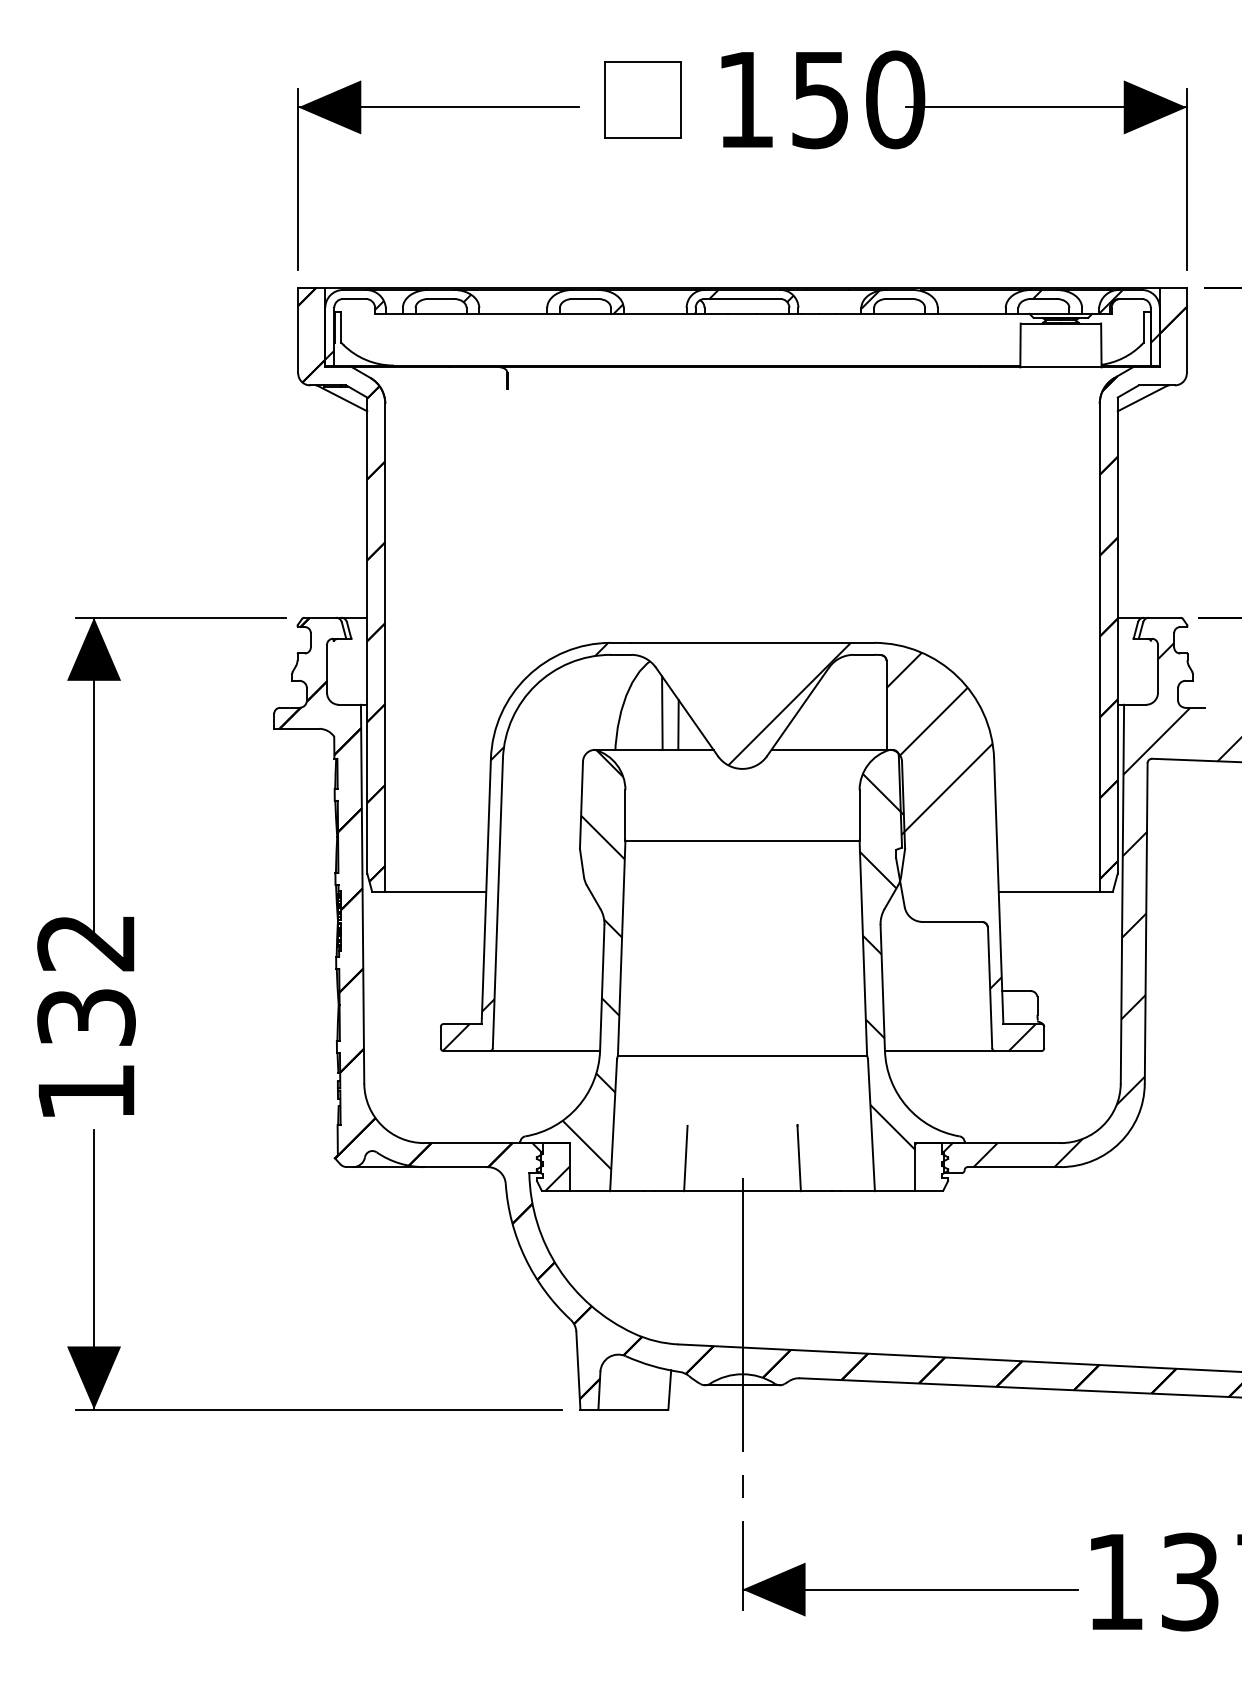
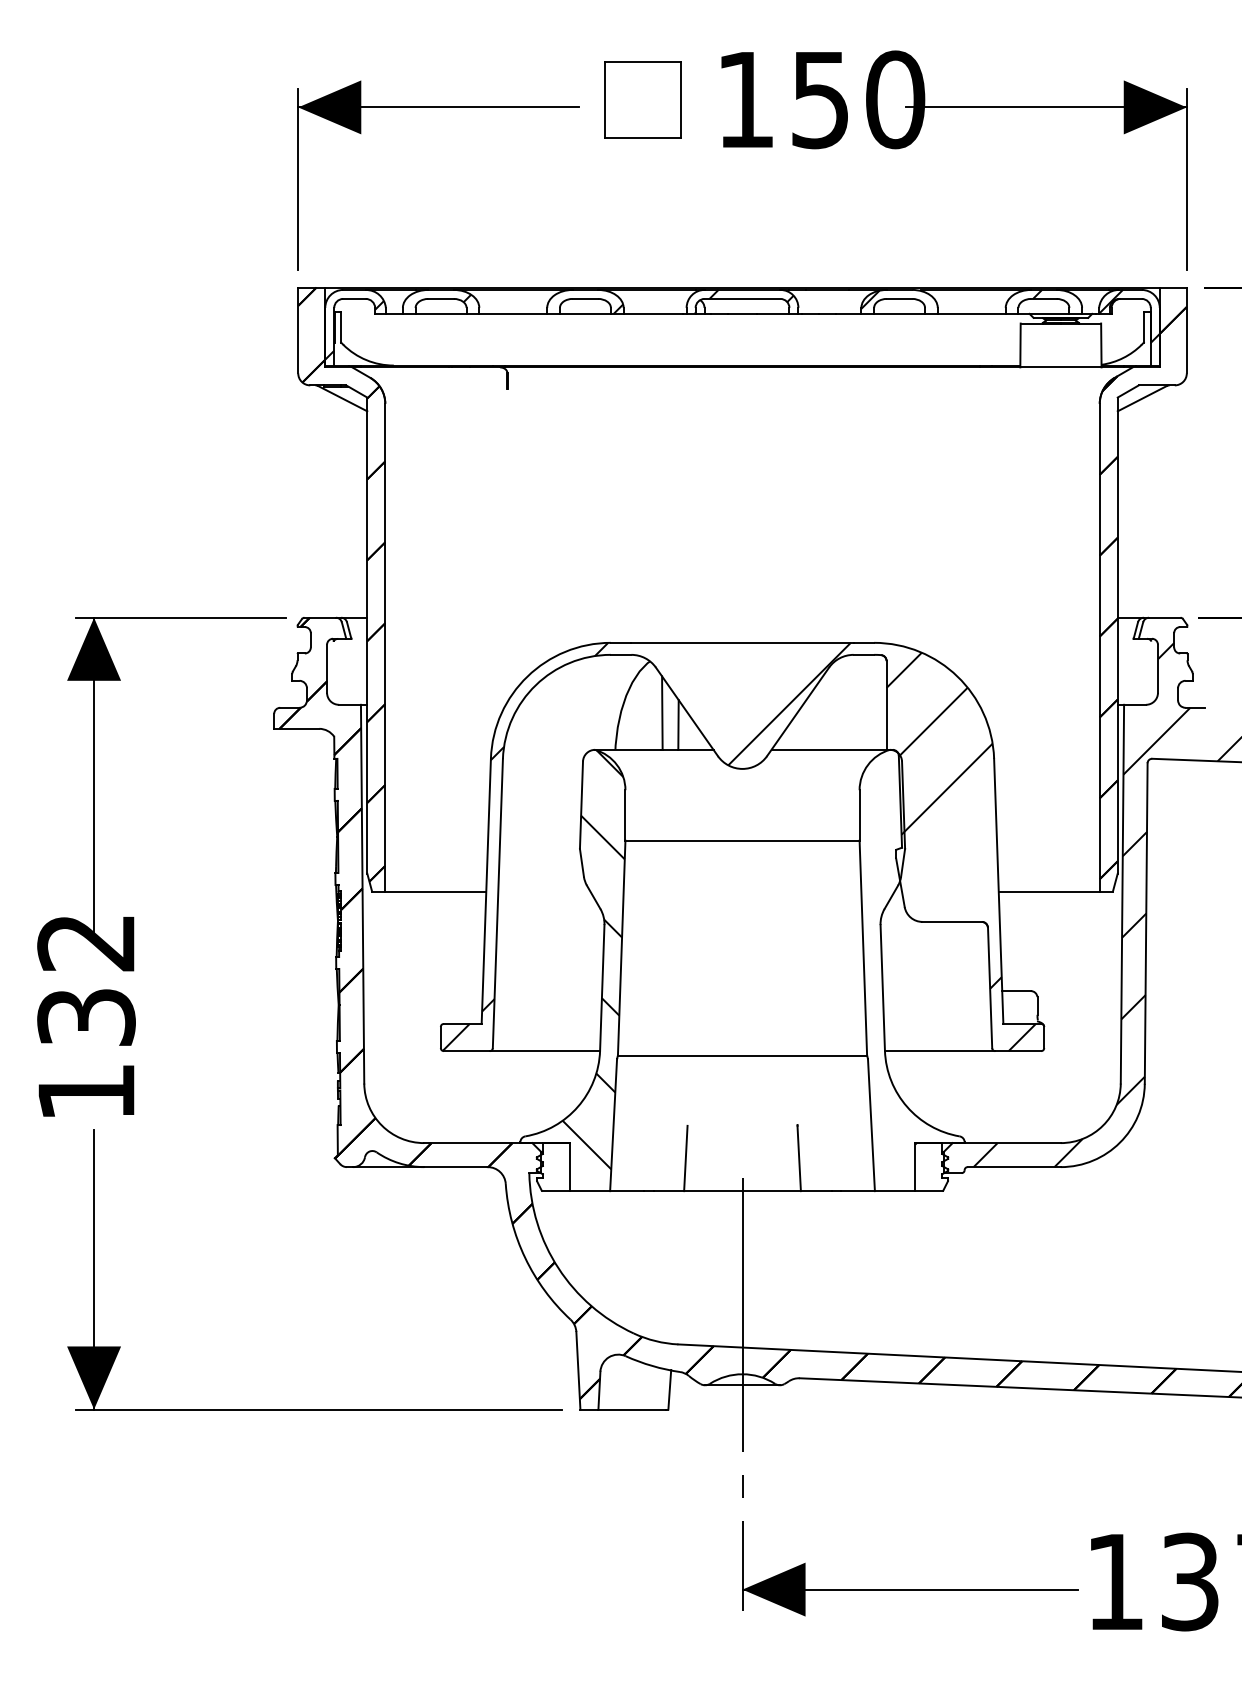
hatch: present -> none (887, 982)
hatch: present -> none (557, 1178)
